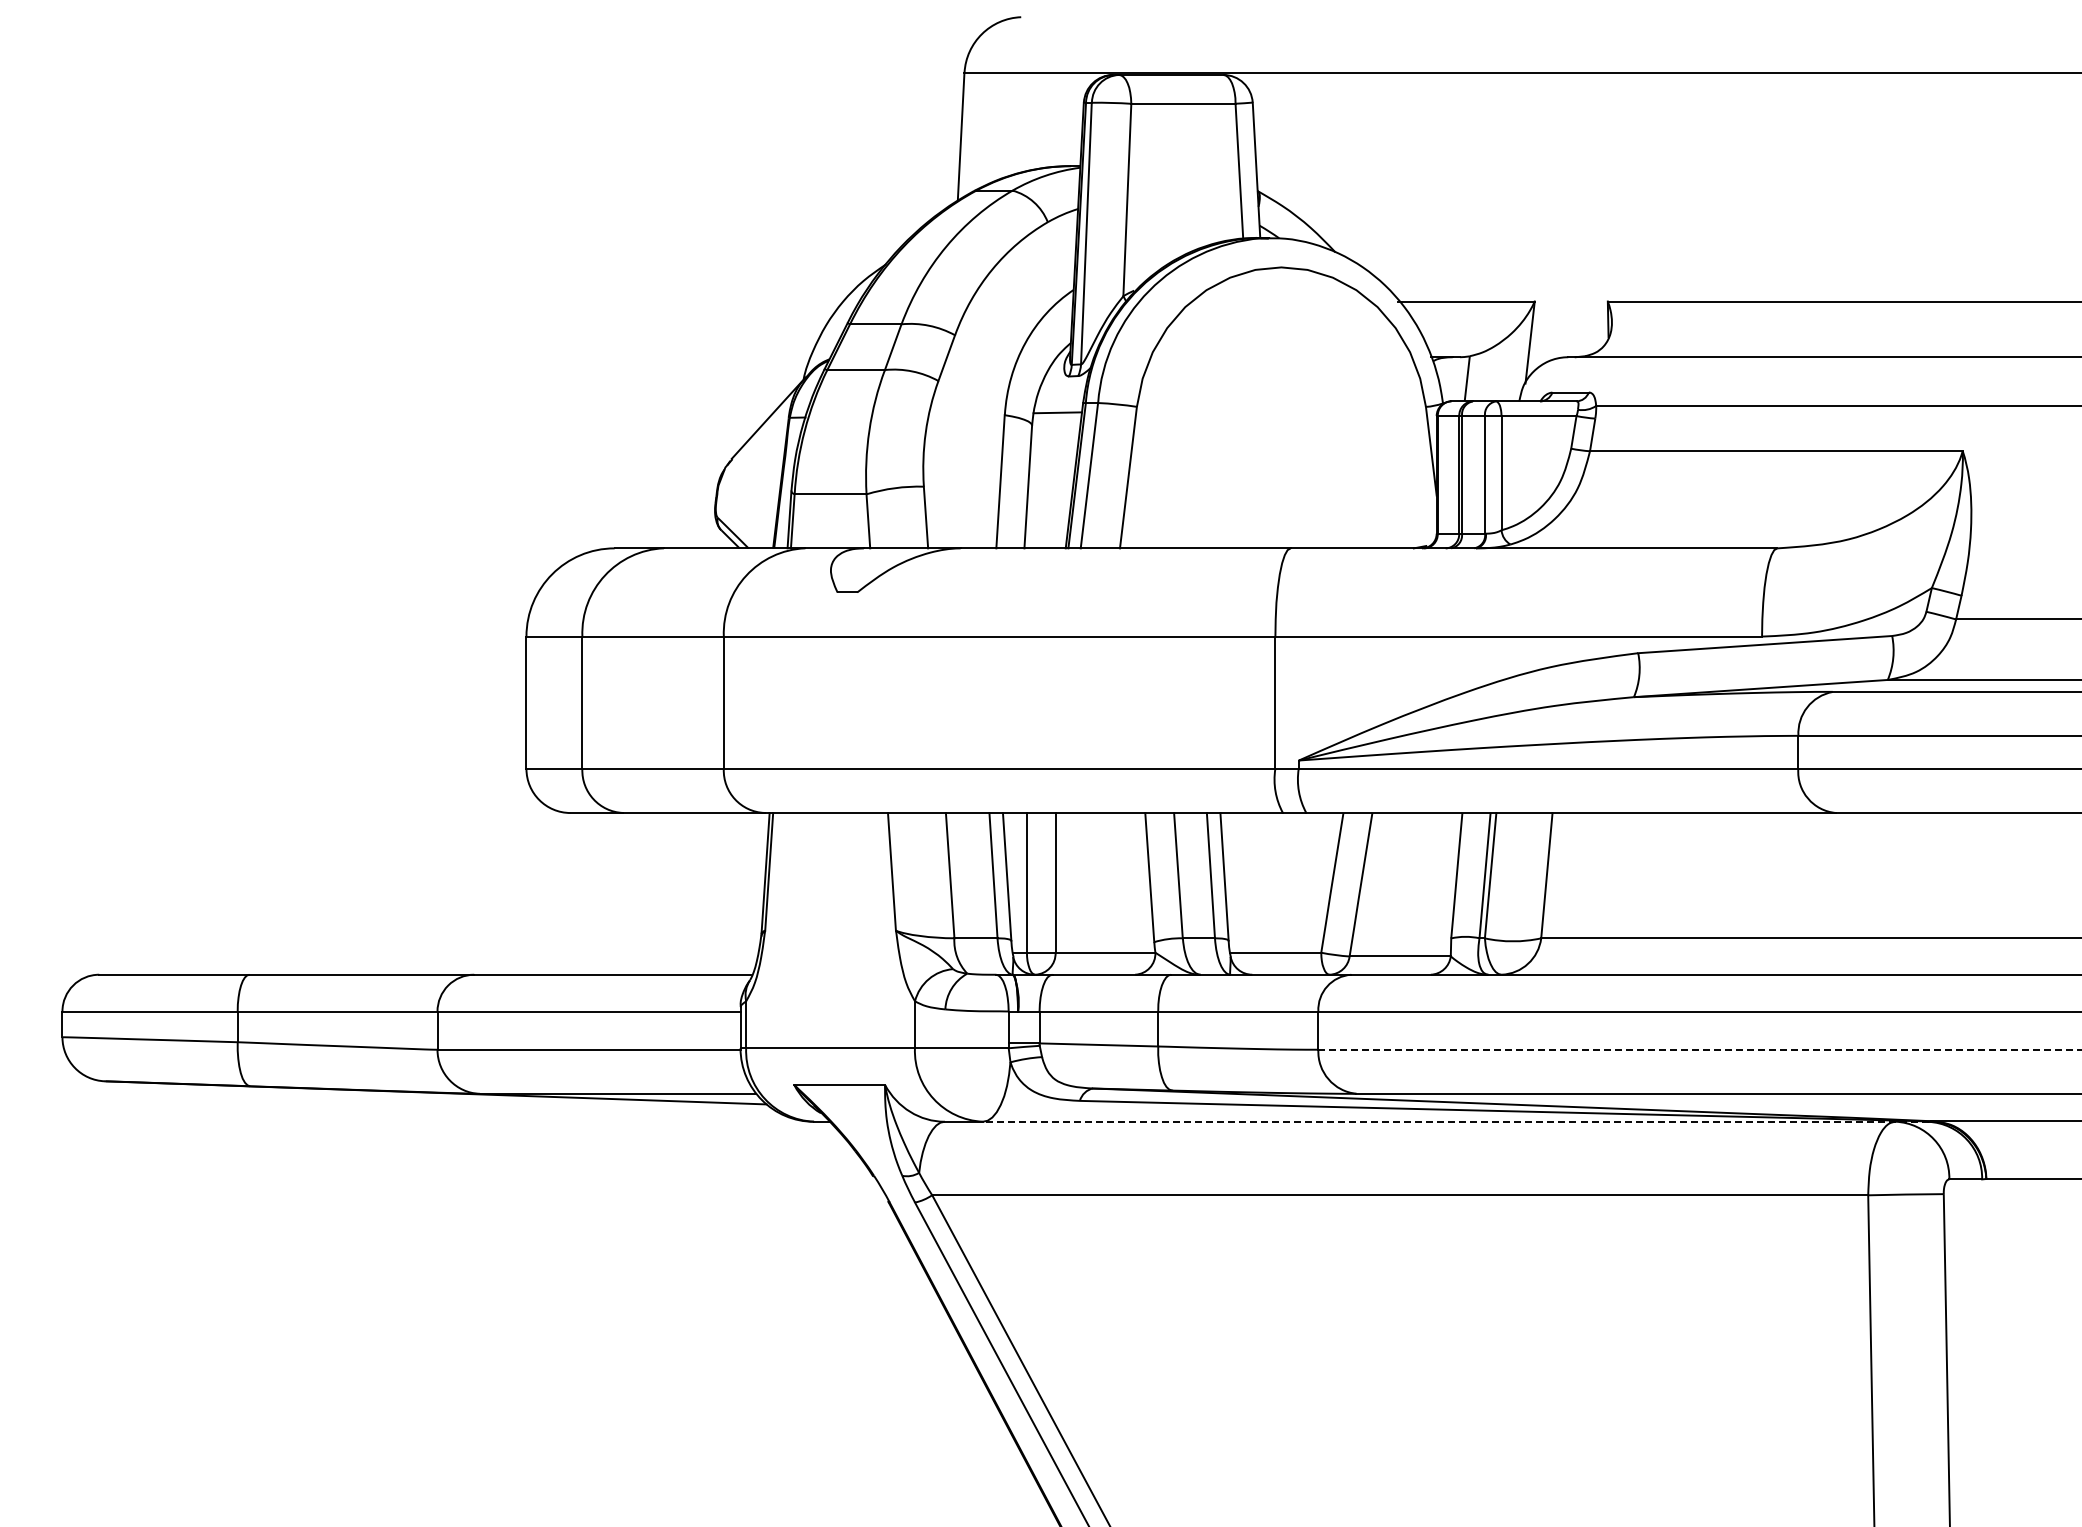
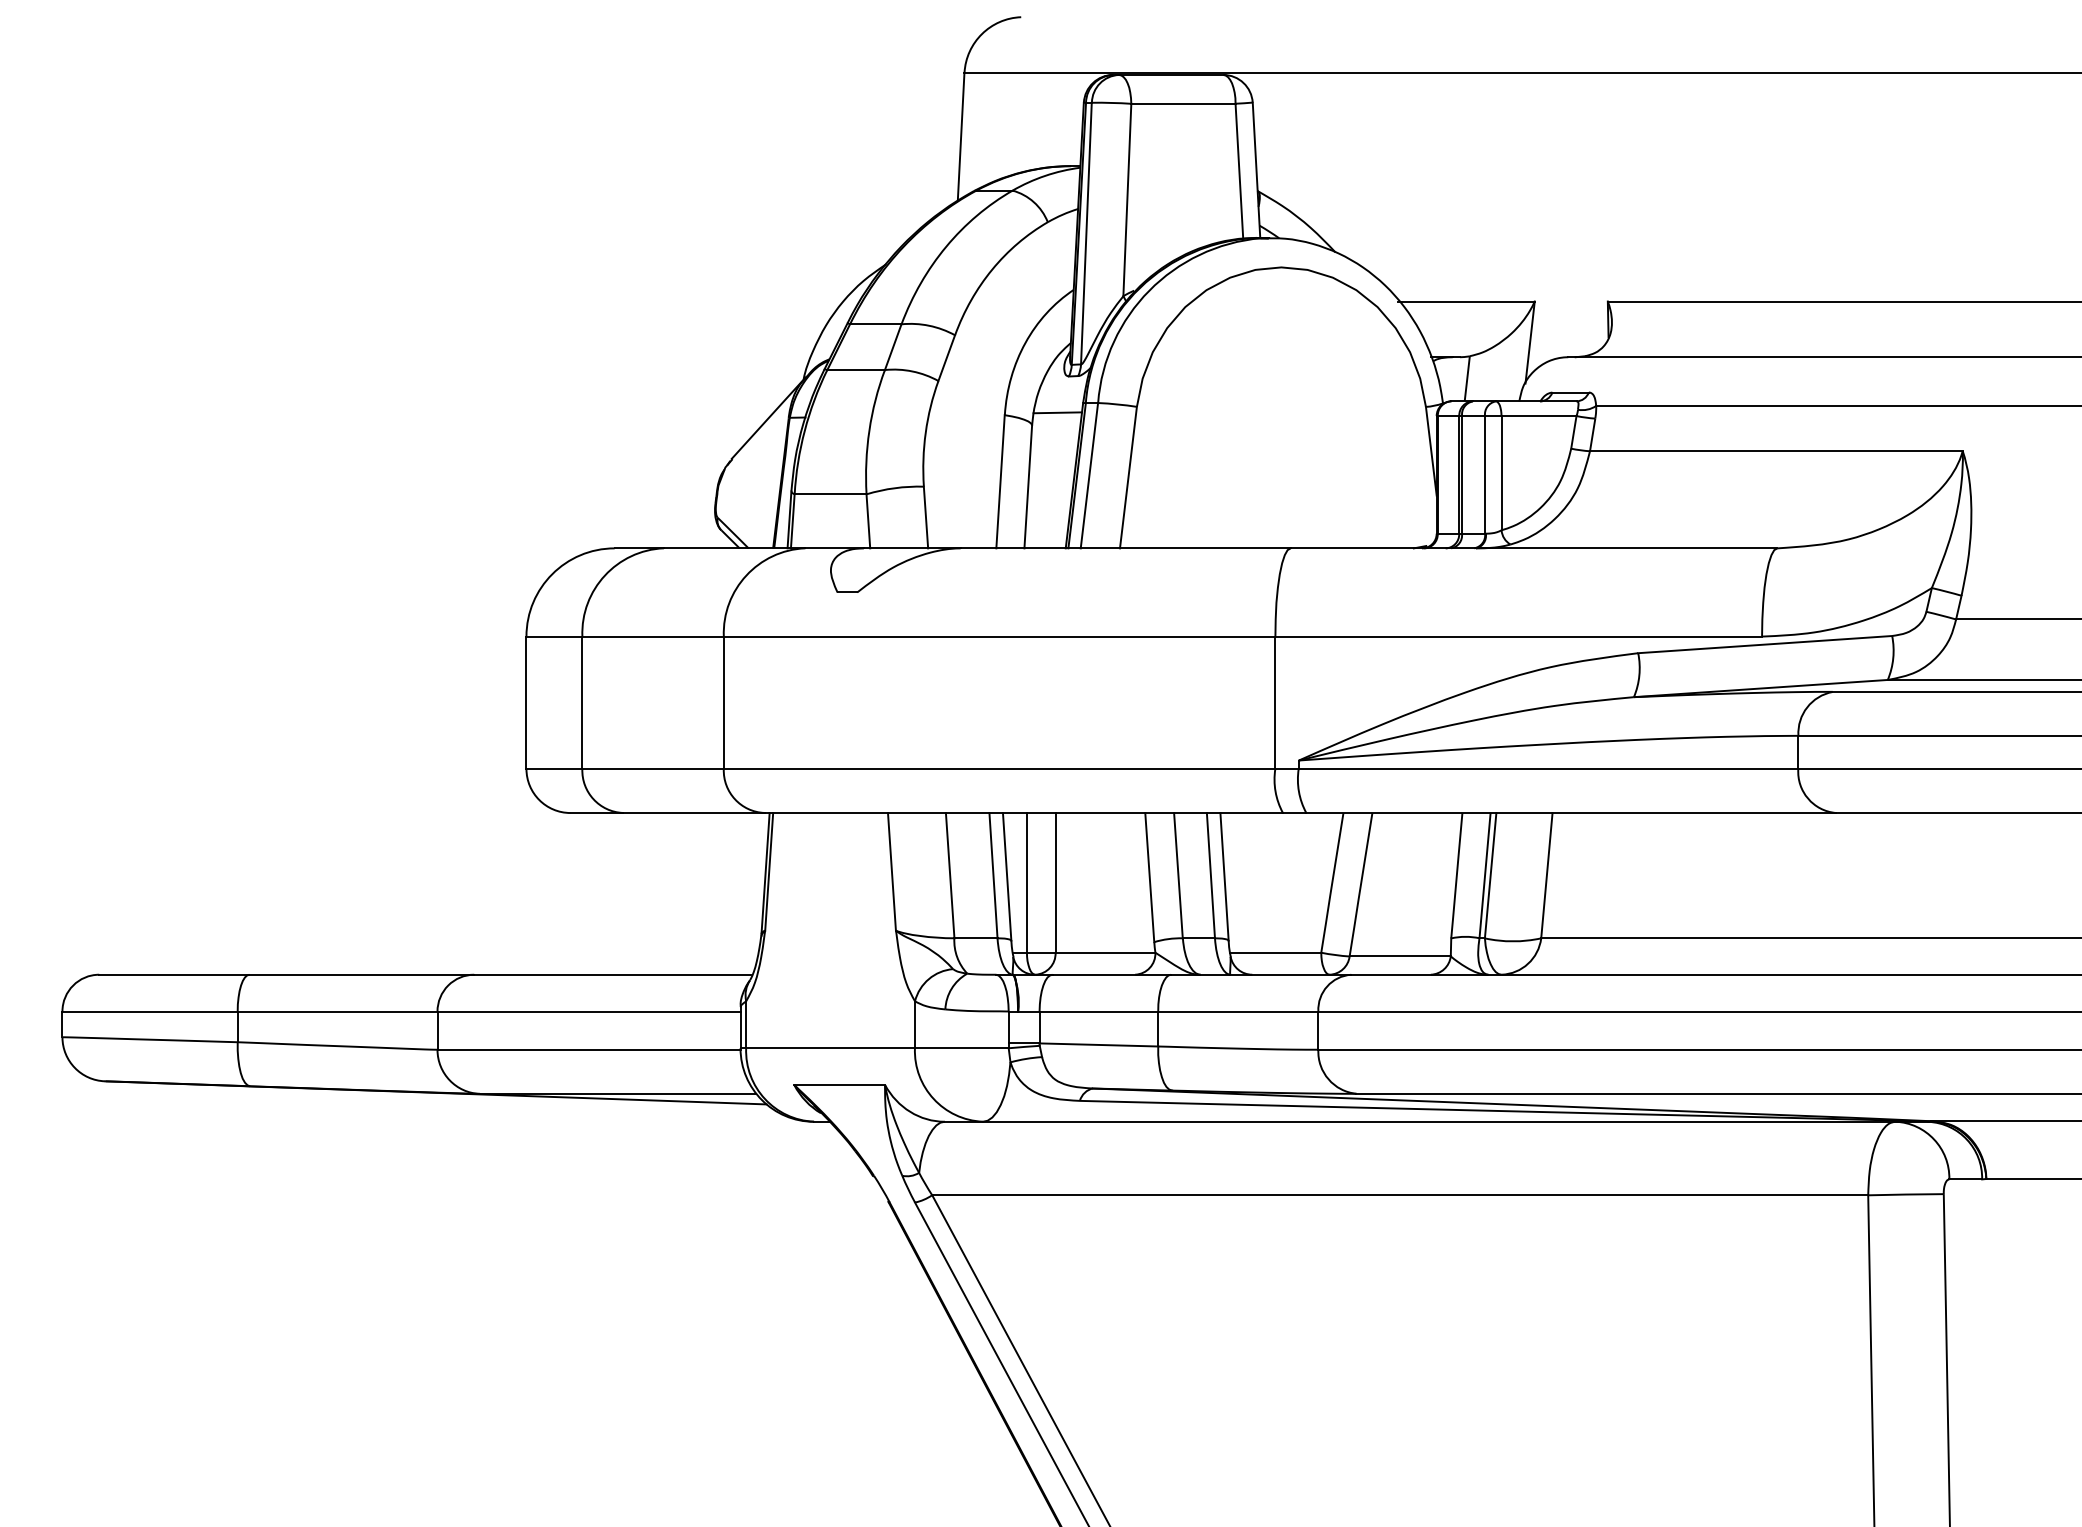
line: dashed -> solid (1700, 1049)
line: dashed -> solid (1455, 1121)
